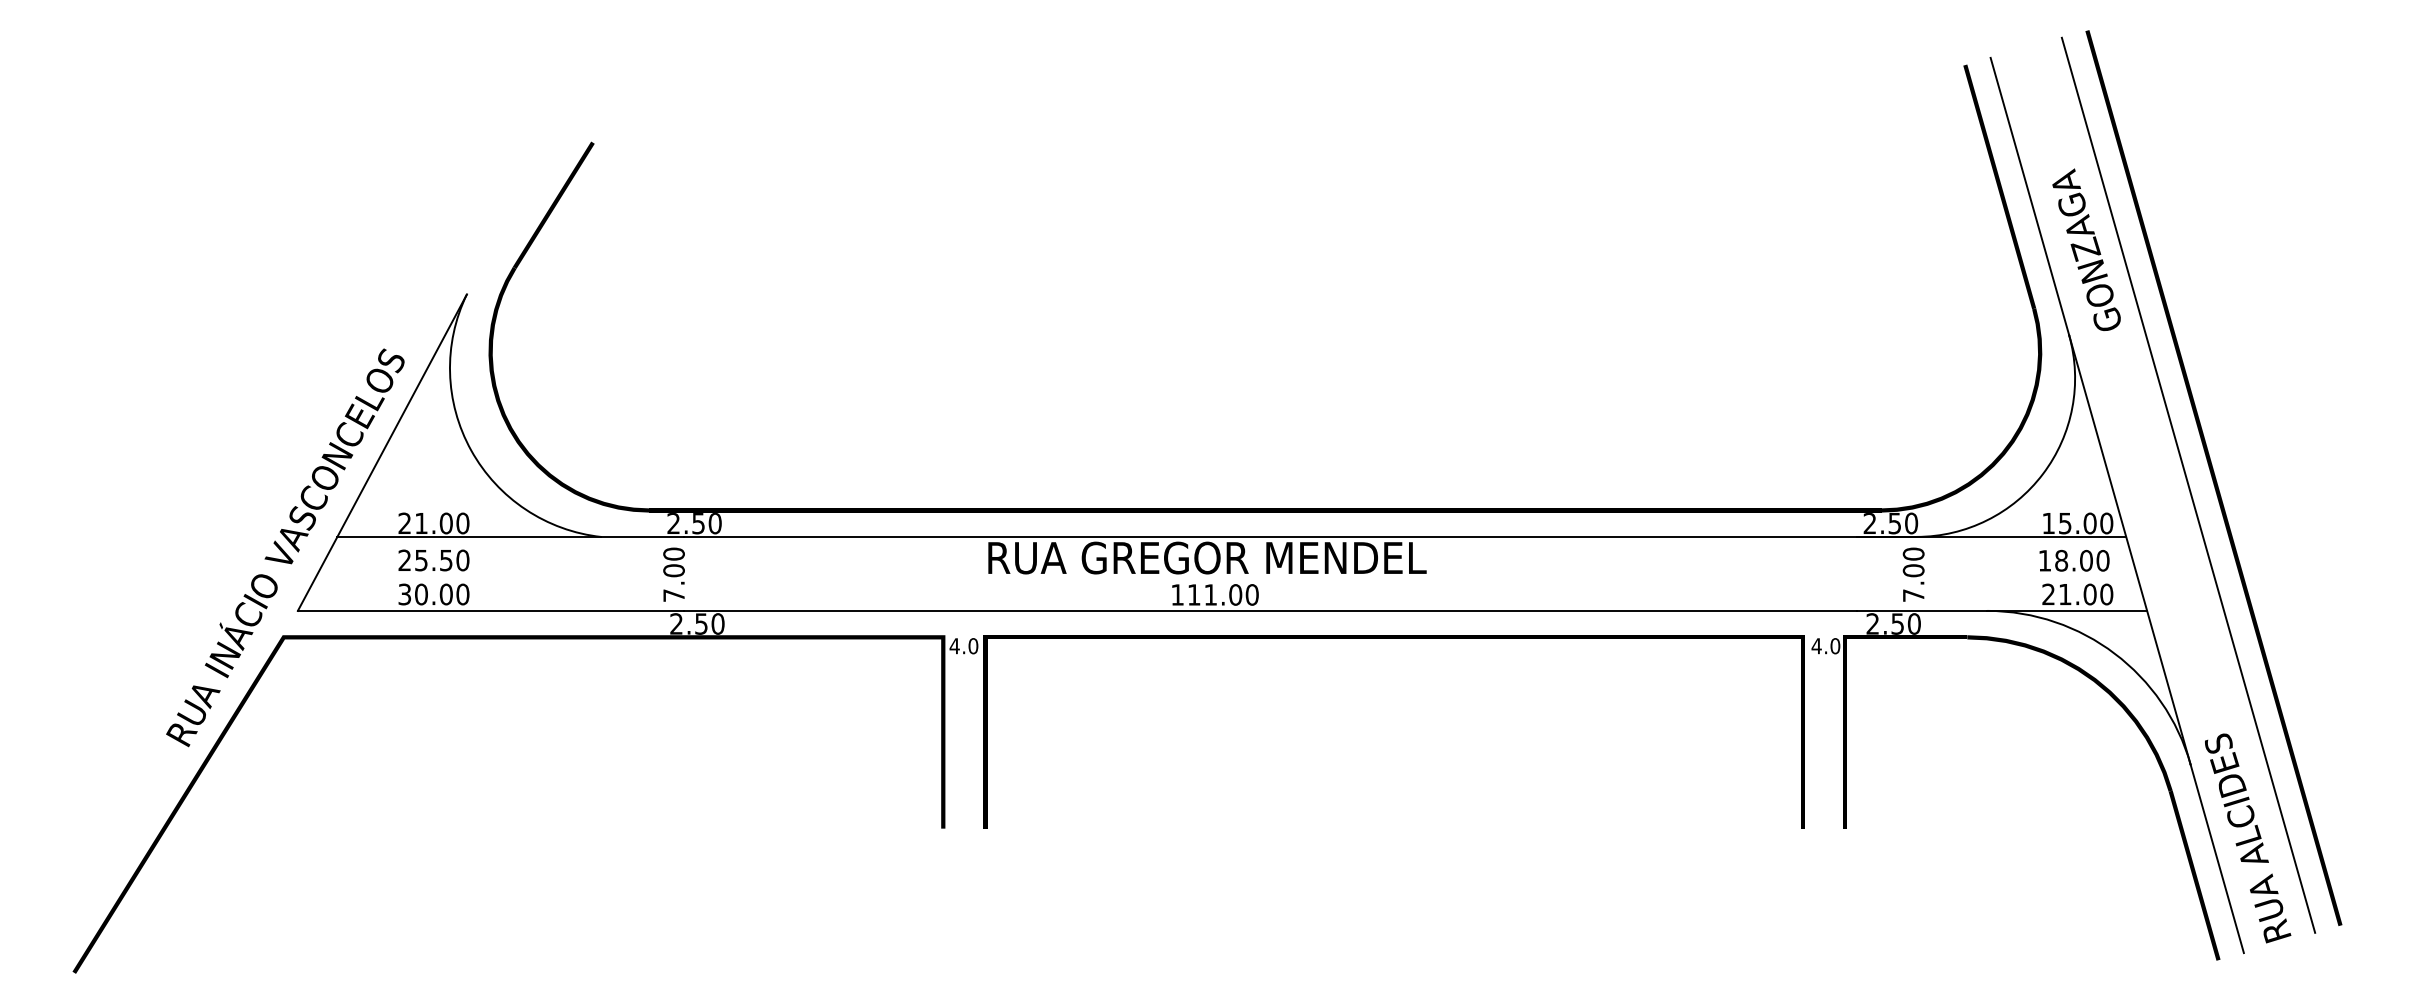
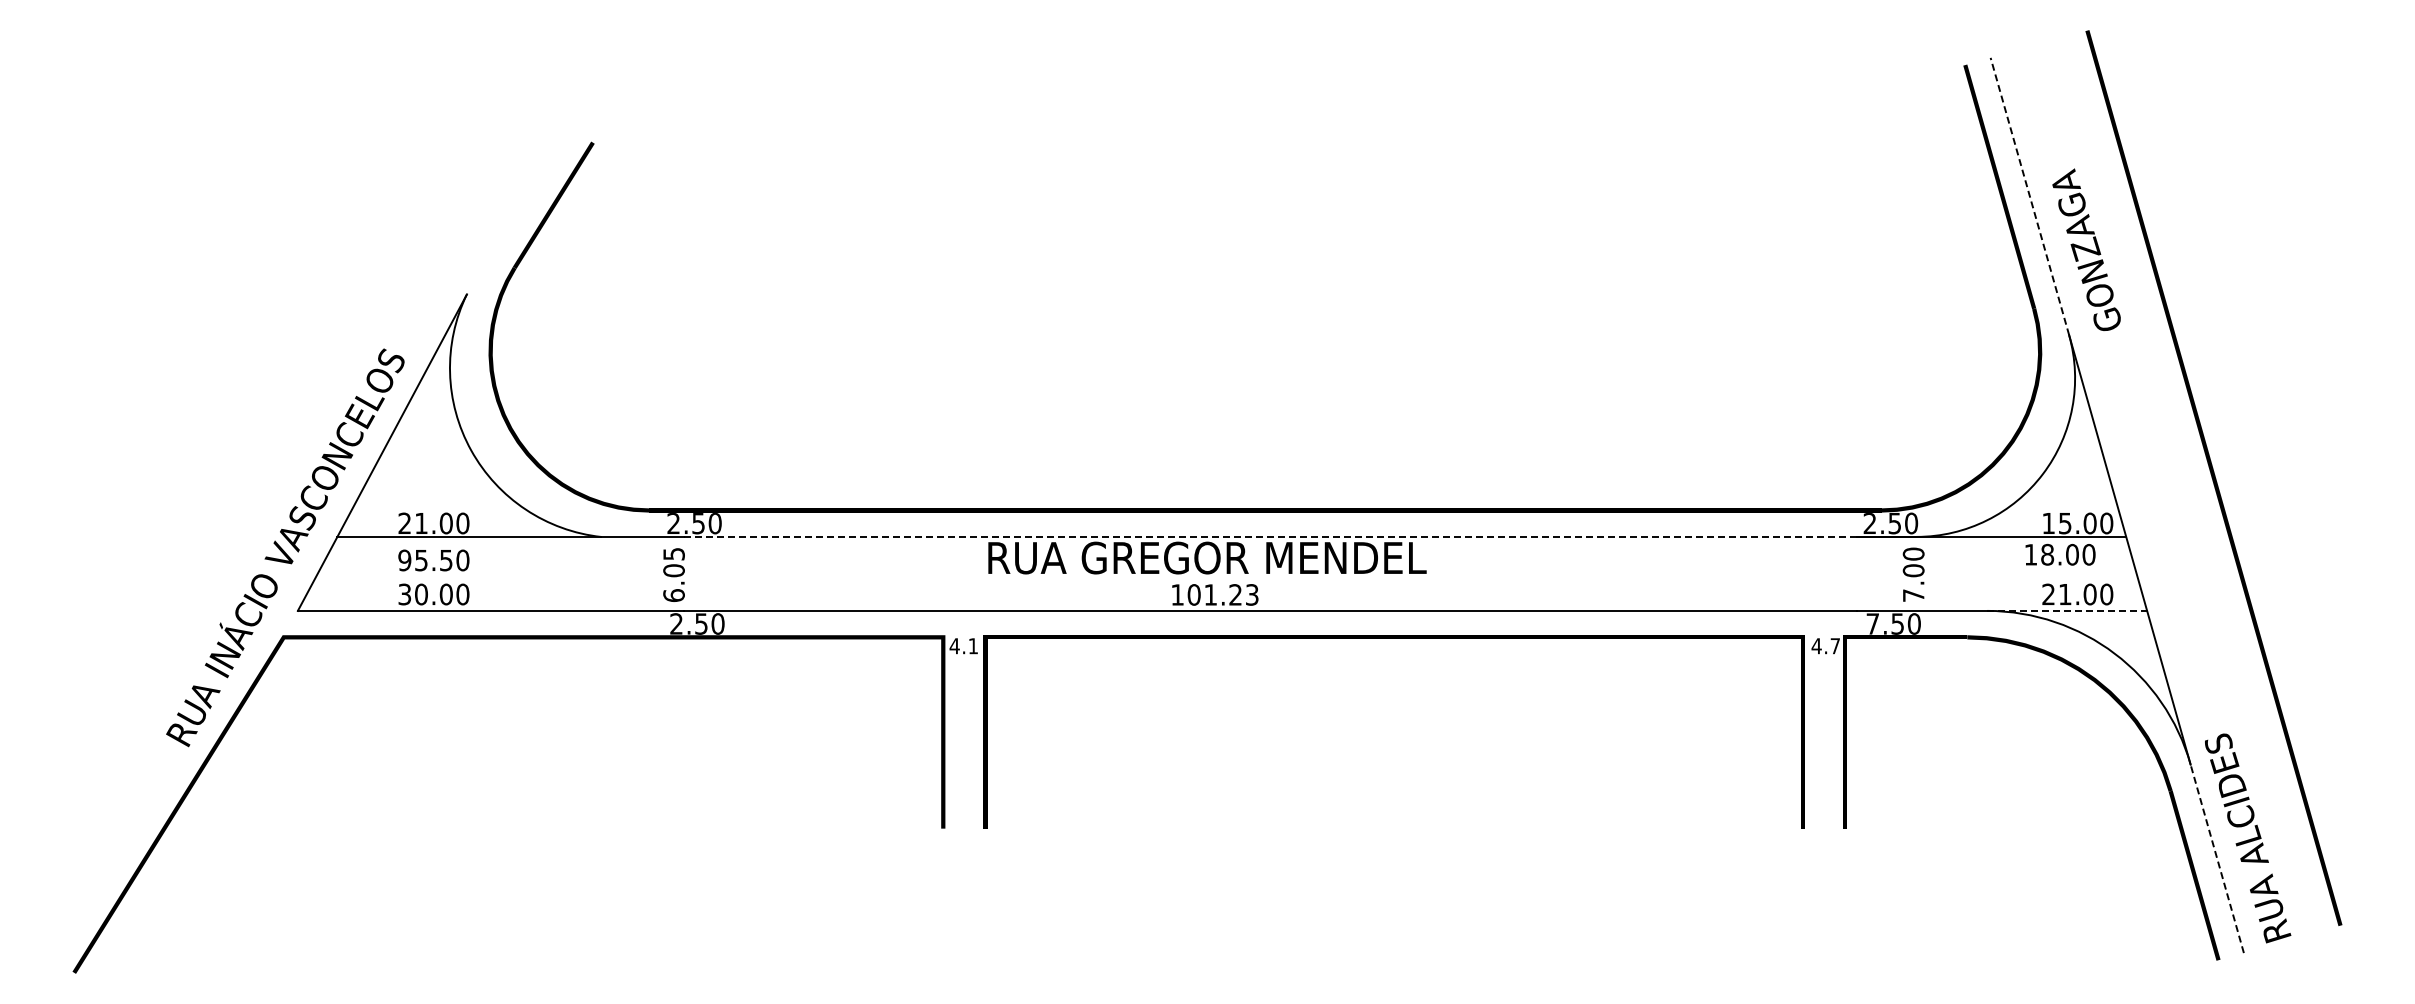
line: solid -> dashed (2029, 196)
line: present -> none (2188, 484)
line: solid -> dashed (1270, 536)
text: 25.50 -> 95.50 (404, 560)
text position: (2074, 560) -> (2060, 554) (2060, 554)
text: 7.00 -> 6.05 (673, 574)
text: 111.00 -> 101.23 (1222, 594)
line: solid -> dashed (2067, 610)
text: 2.50 -> 7.50 (1872, 623)
text: 4.0 -> 4.1 (973, 646)
text: 4.0 -> 4.7 (1835, 646)
line: solid -> dashed (2217, 858)
